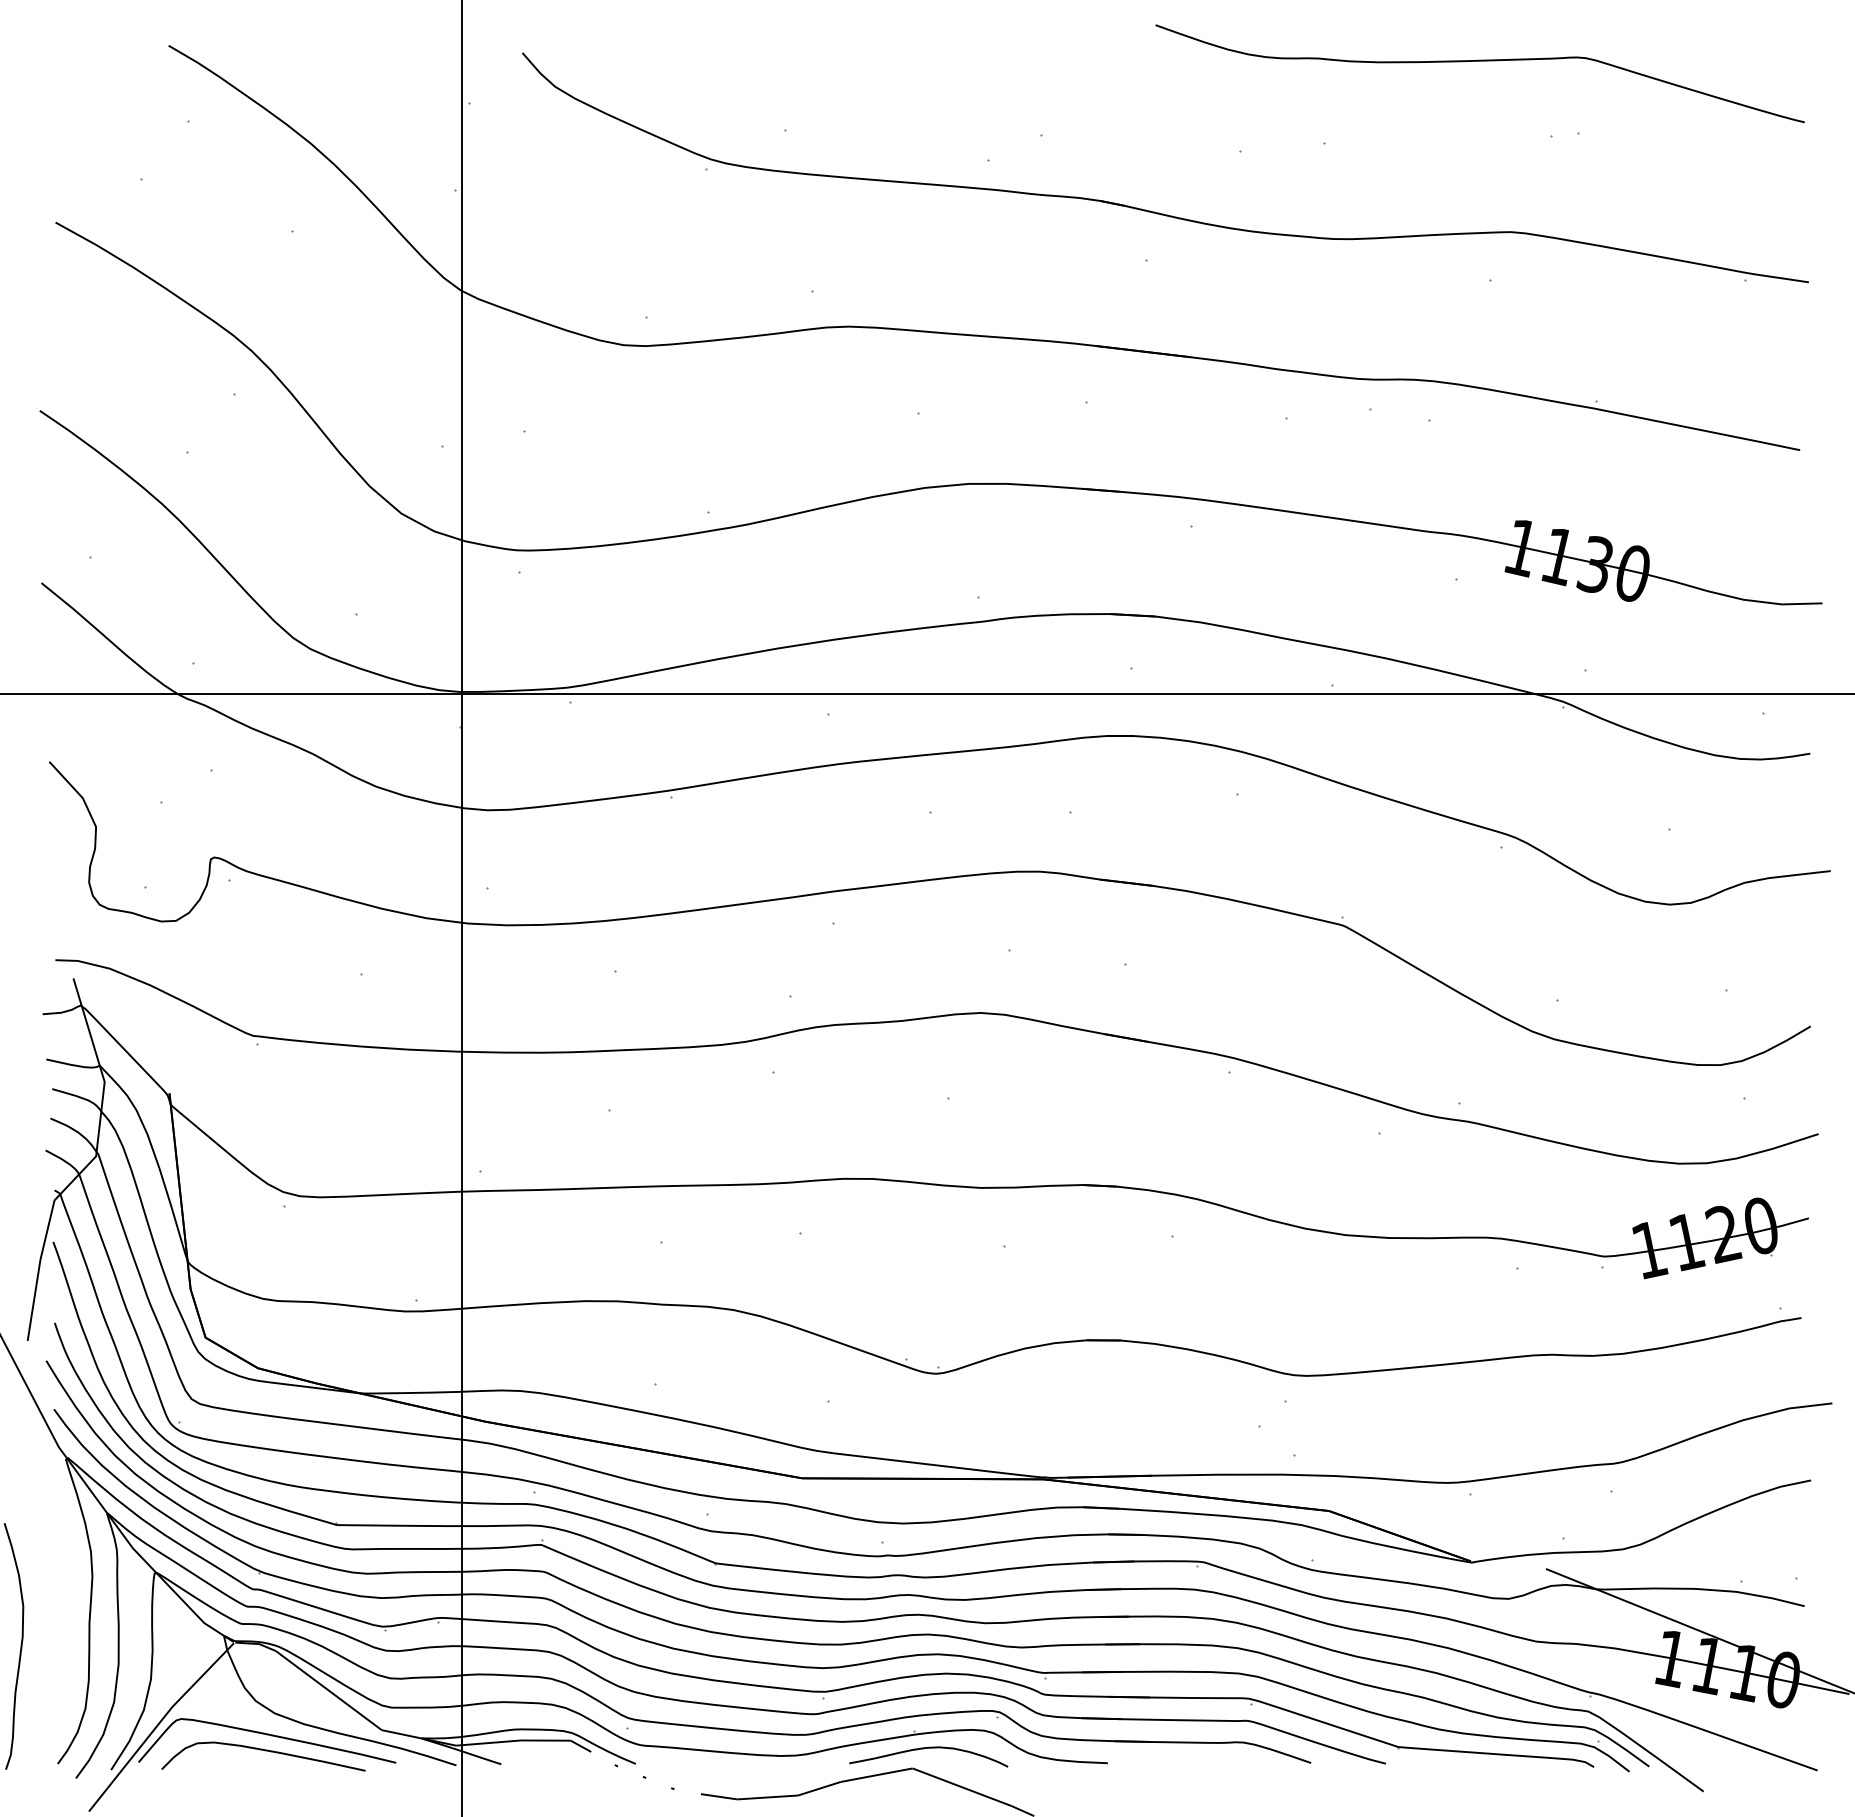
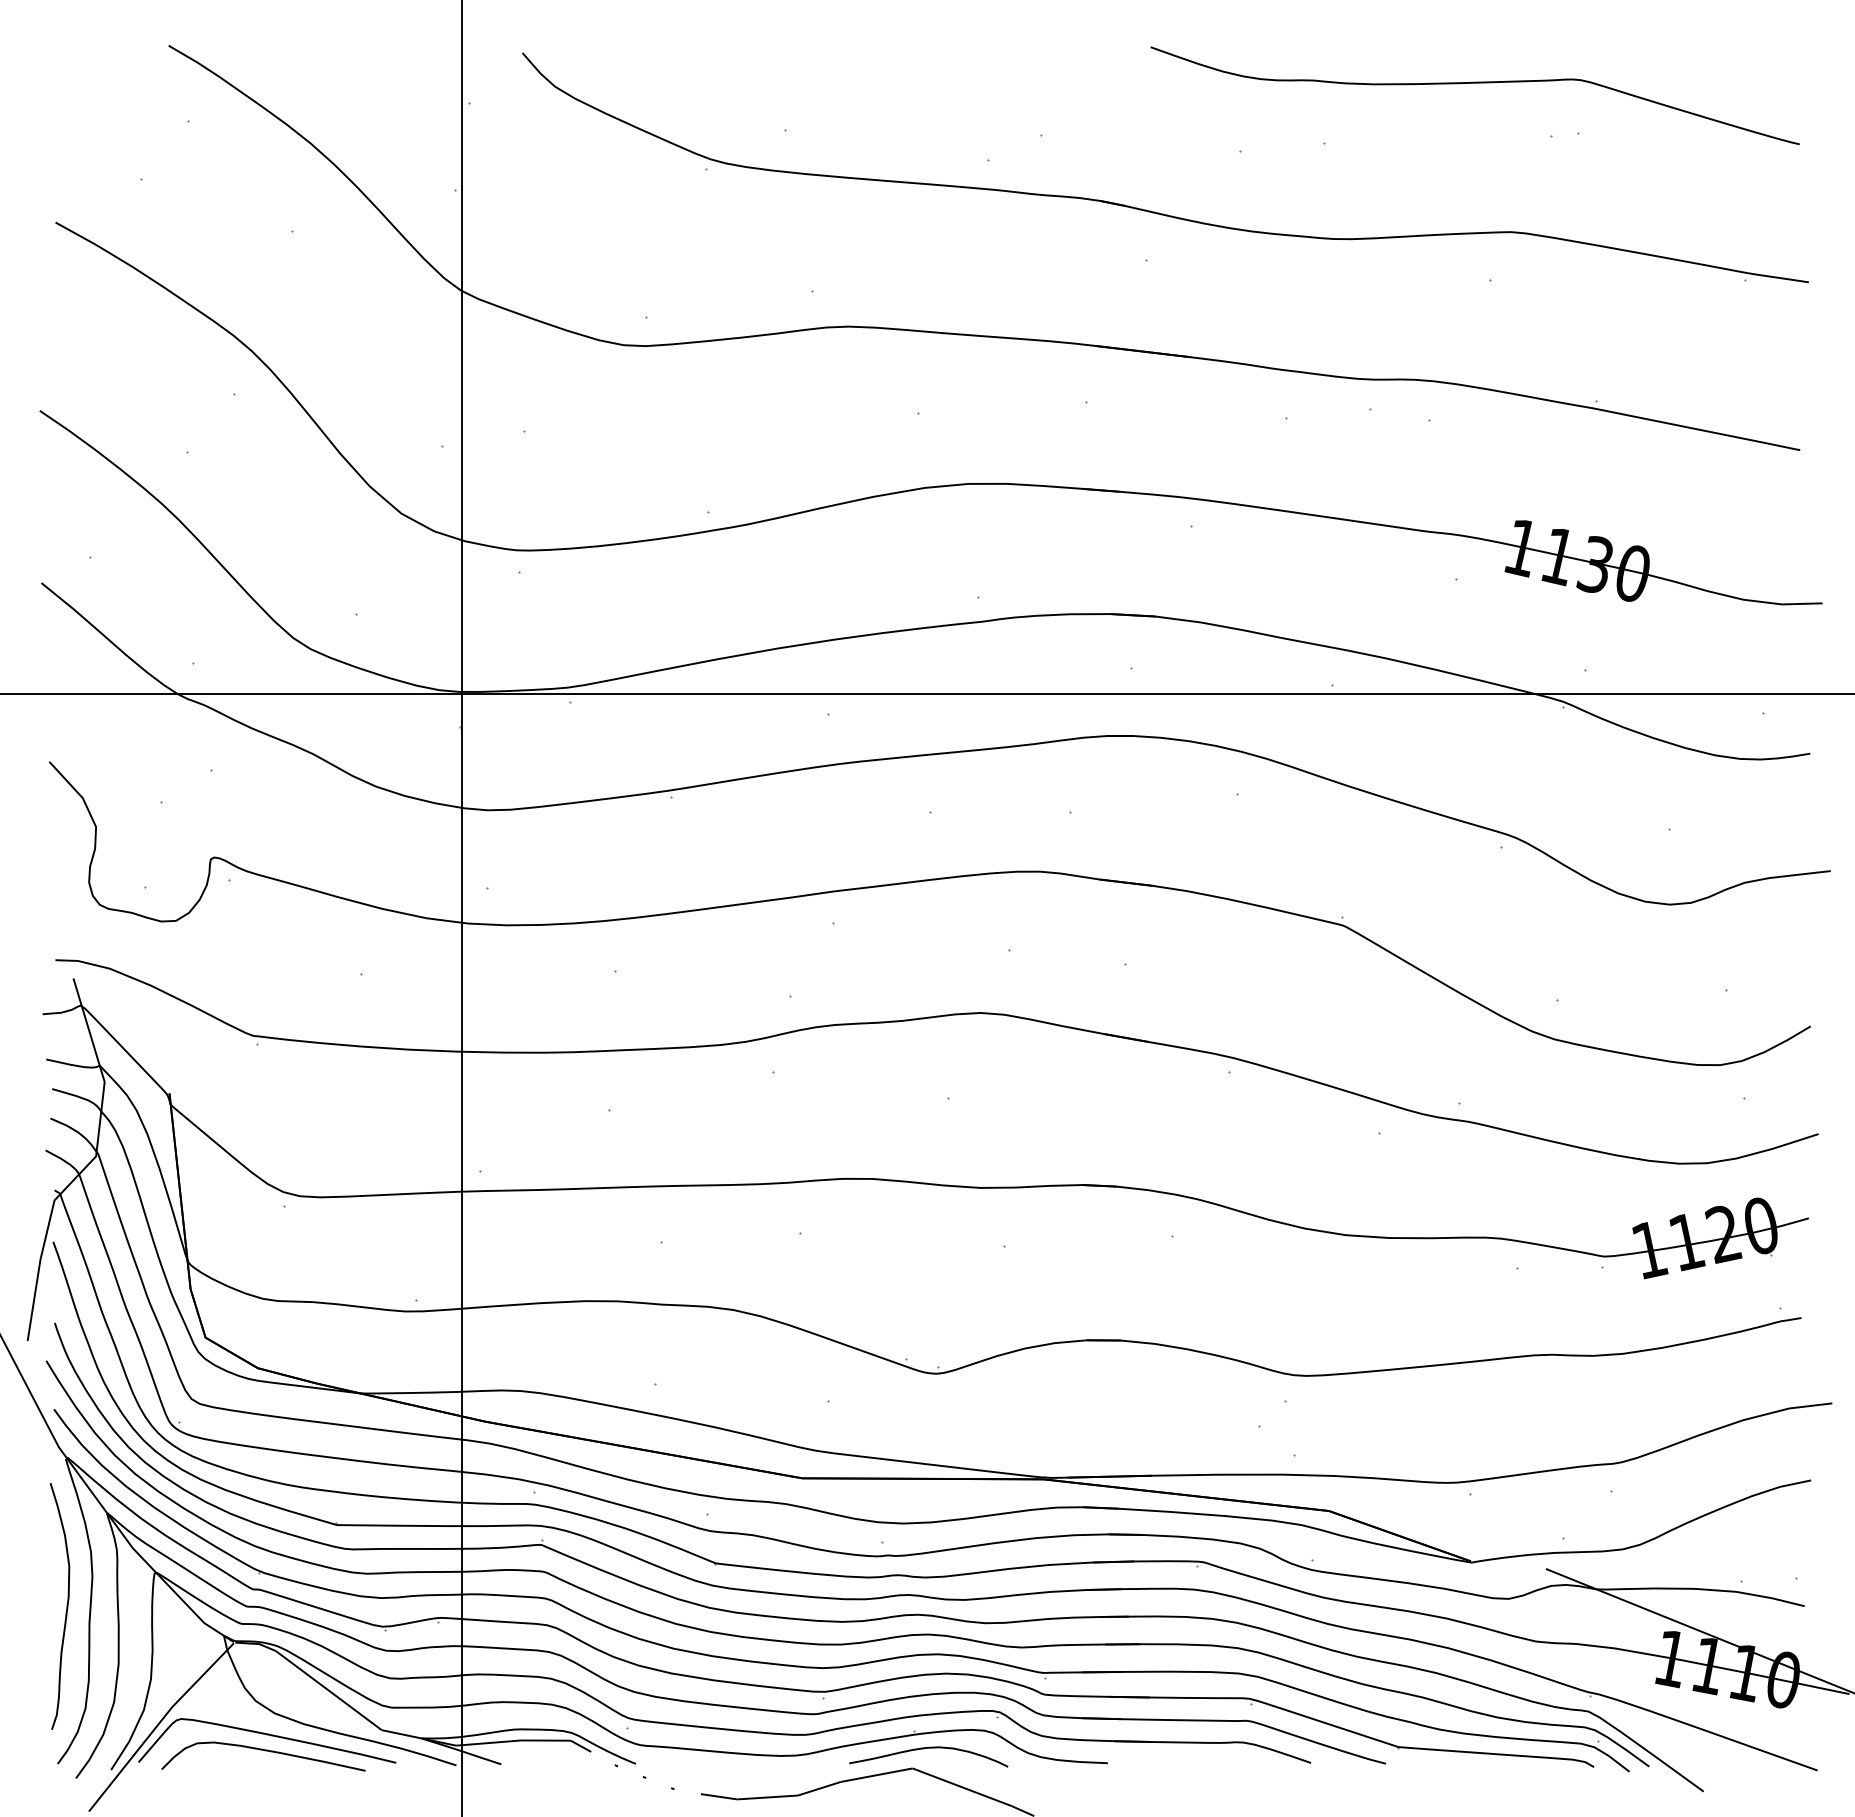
curve position: (1479, 61) -> (1474, 83) (1474, 83)
curve position: (20, 1646) -> (66, 1606) (66, 1606)
